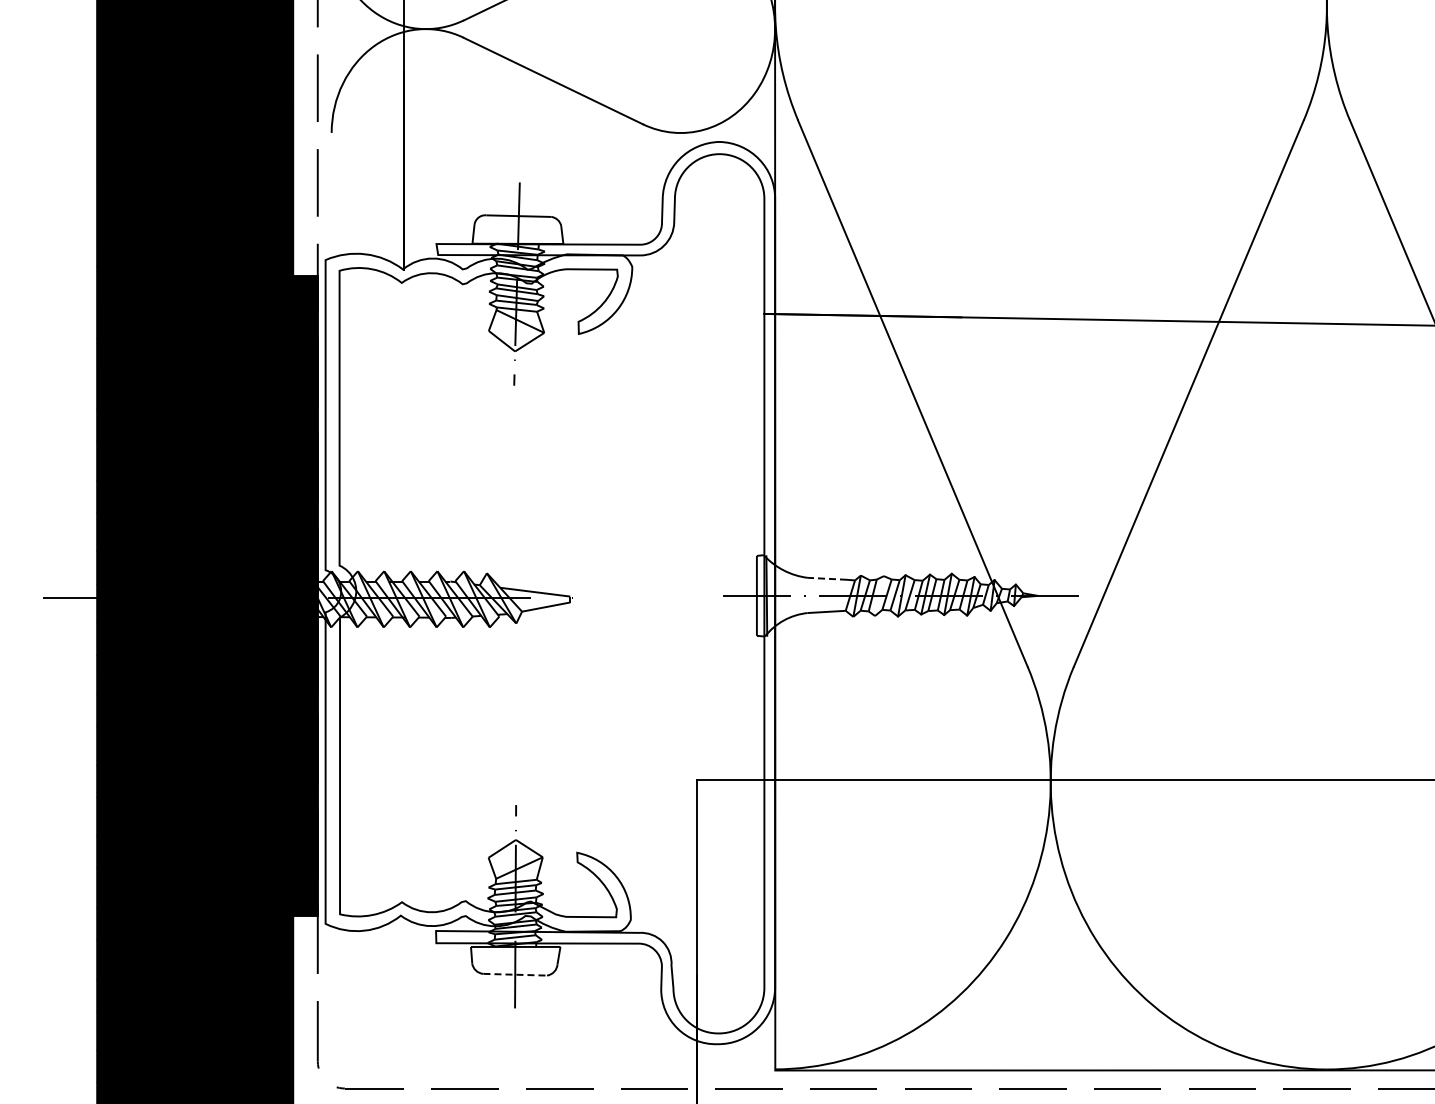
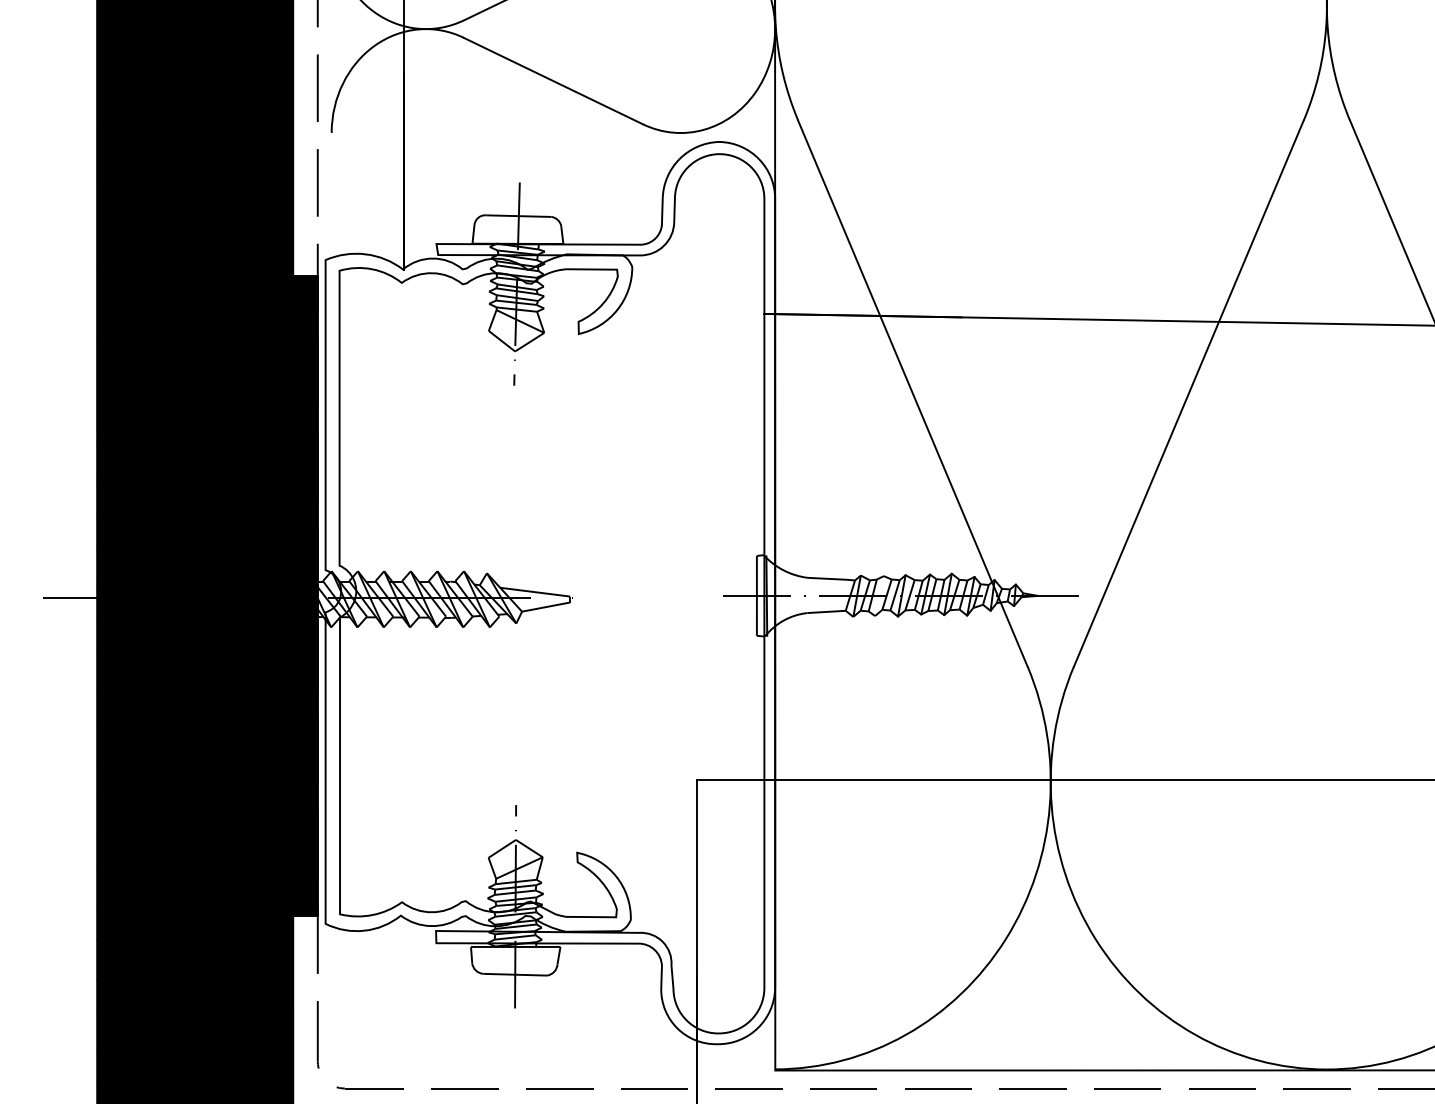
line: dashed -> solid (827, 578)
line: dashed -> solid (515, 974)
